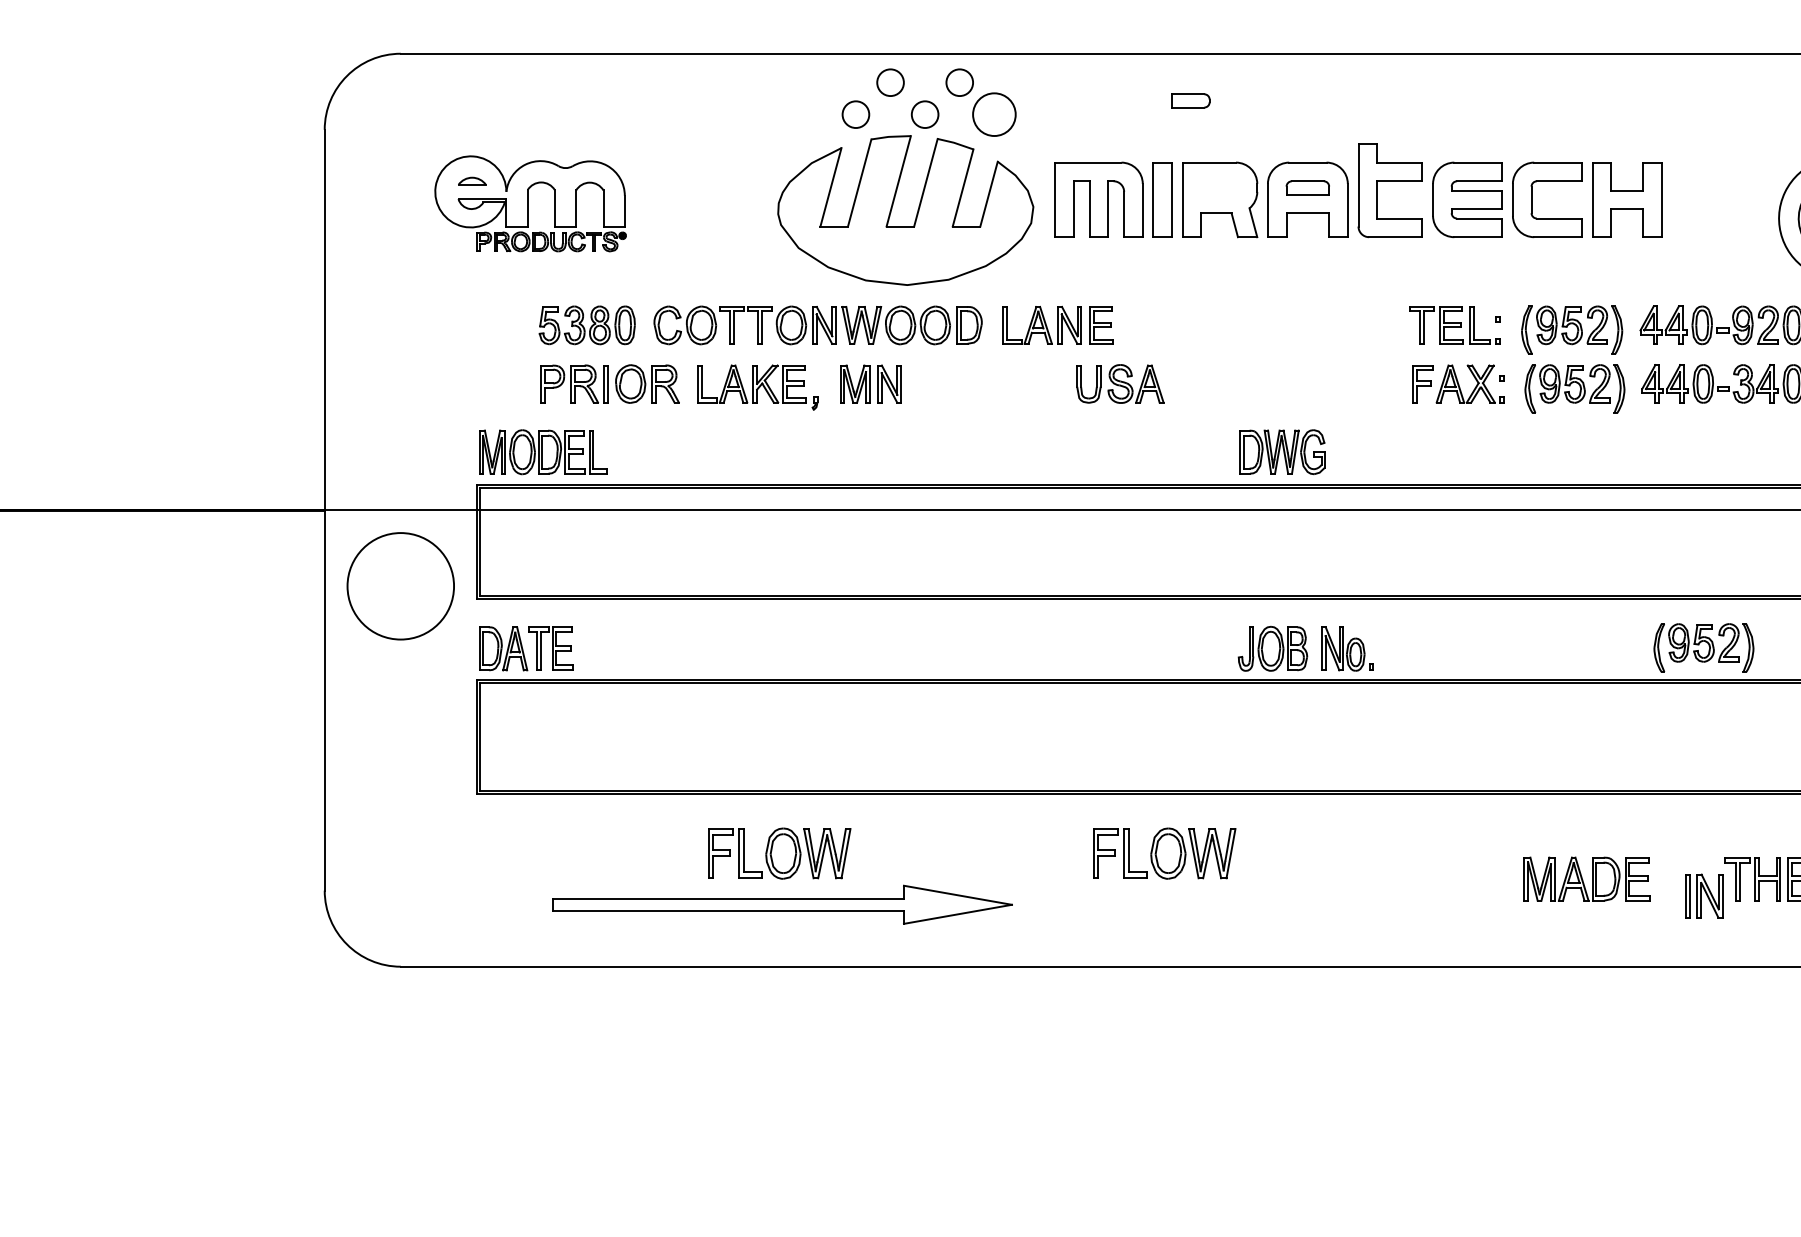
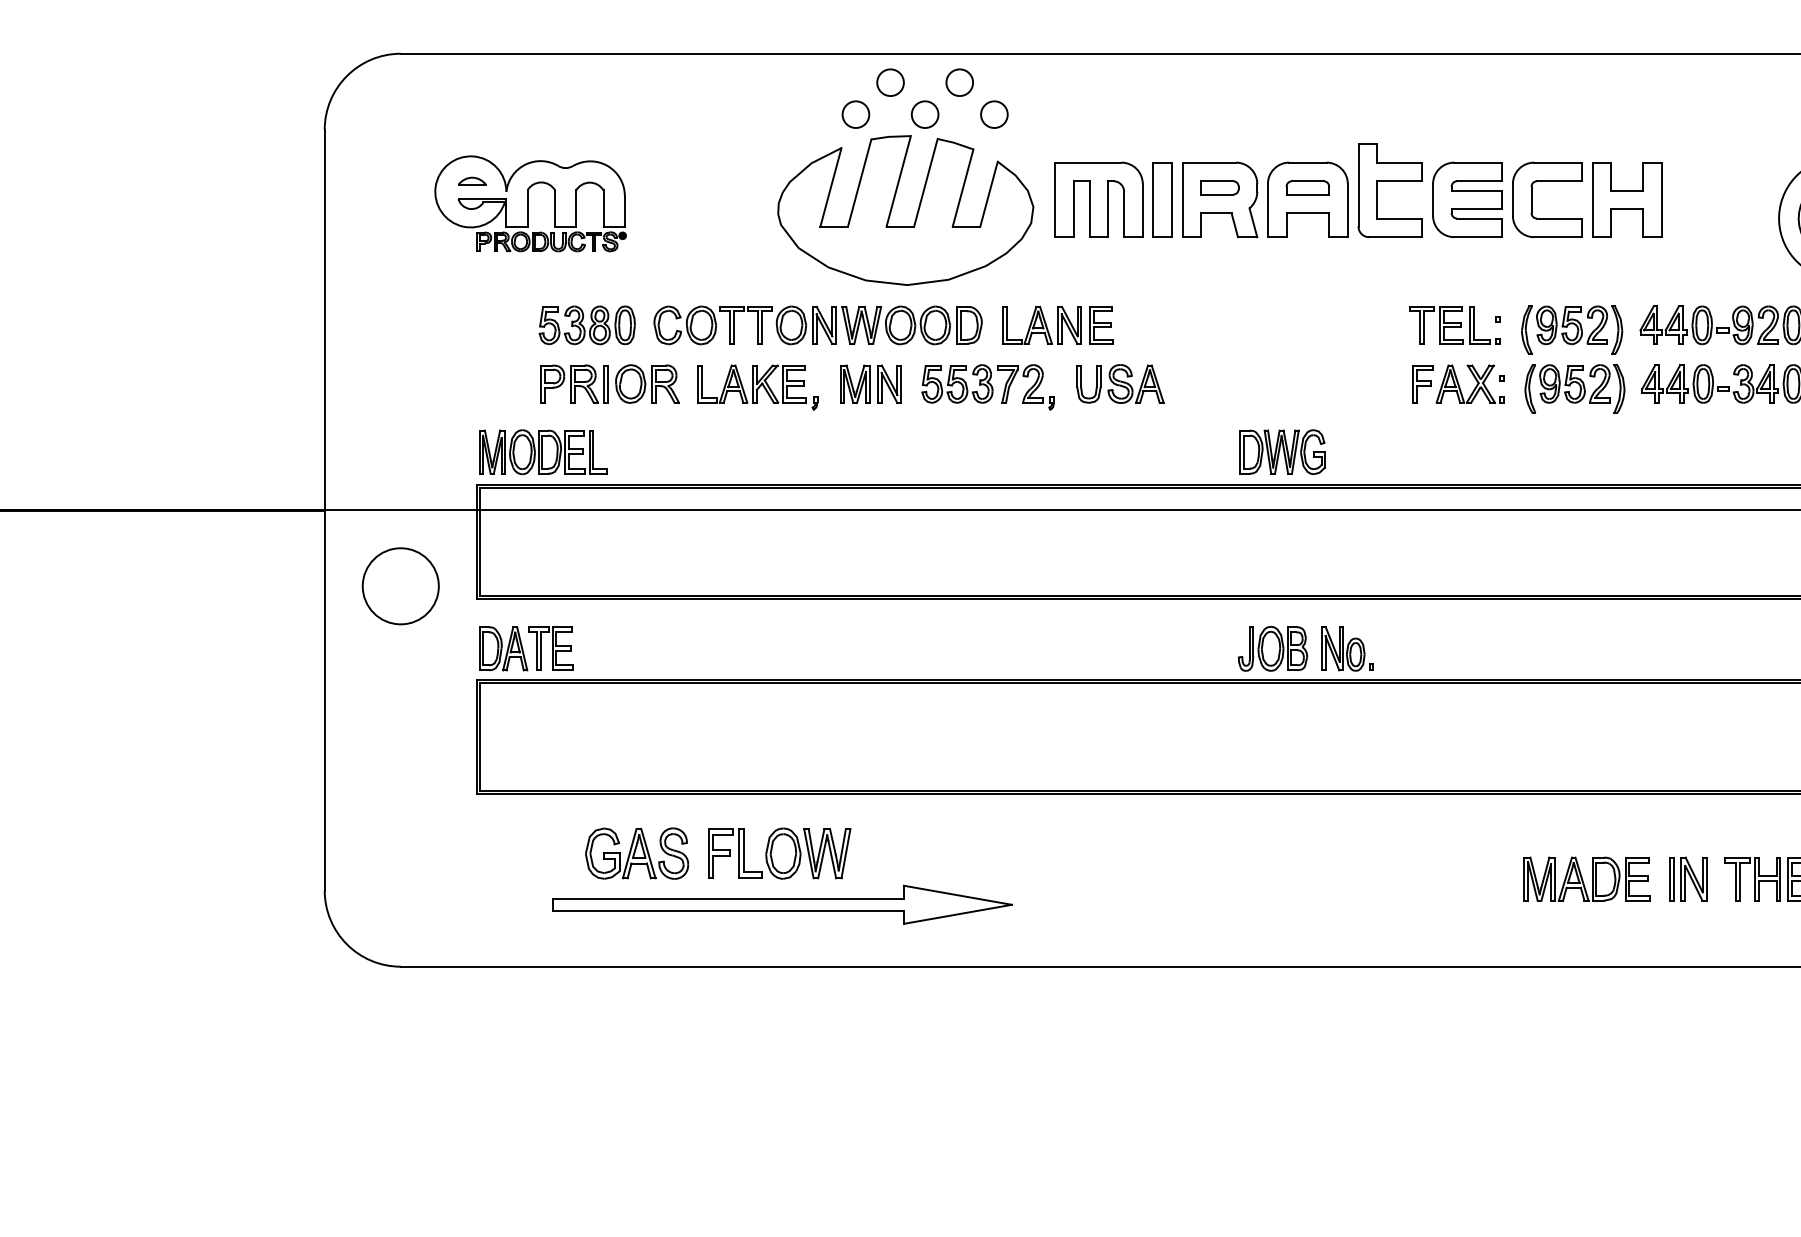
part position: (1190, 100) -> (1219, 187) (1219, 187)
circle diameter: 43 px -> 27 px (994, 114)
part: none -> present (987, 387)
circle diameter: 107 px -> 76 px (400, 586)
part: present -> none (1703, 647)
part: none -> present (637, 853)
part: present -> none (1164, 853)
part position: (1704, 895) -> (1688, 878) (1688, 878)
